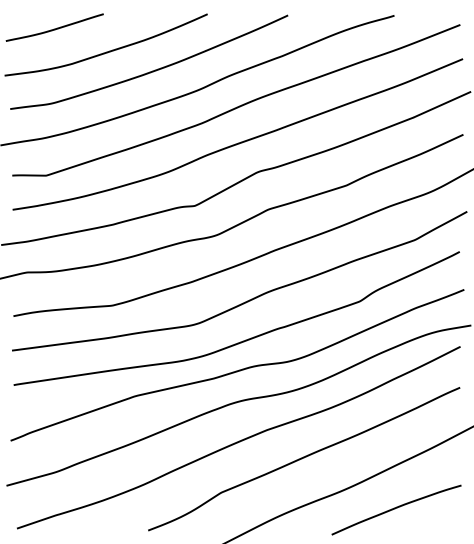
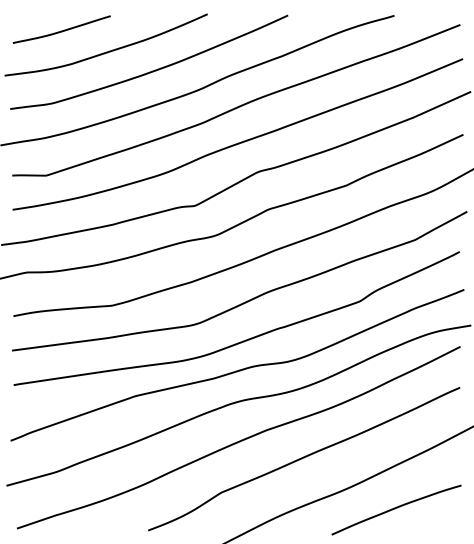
curve position: (54, 28) -> (61, 30) (61, 30)
